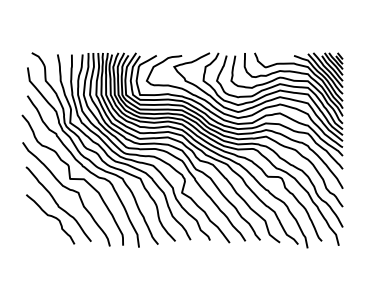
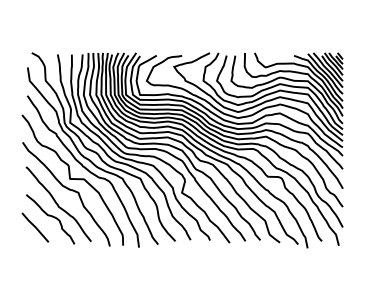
line: none -> present (35, 227)
